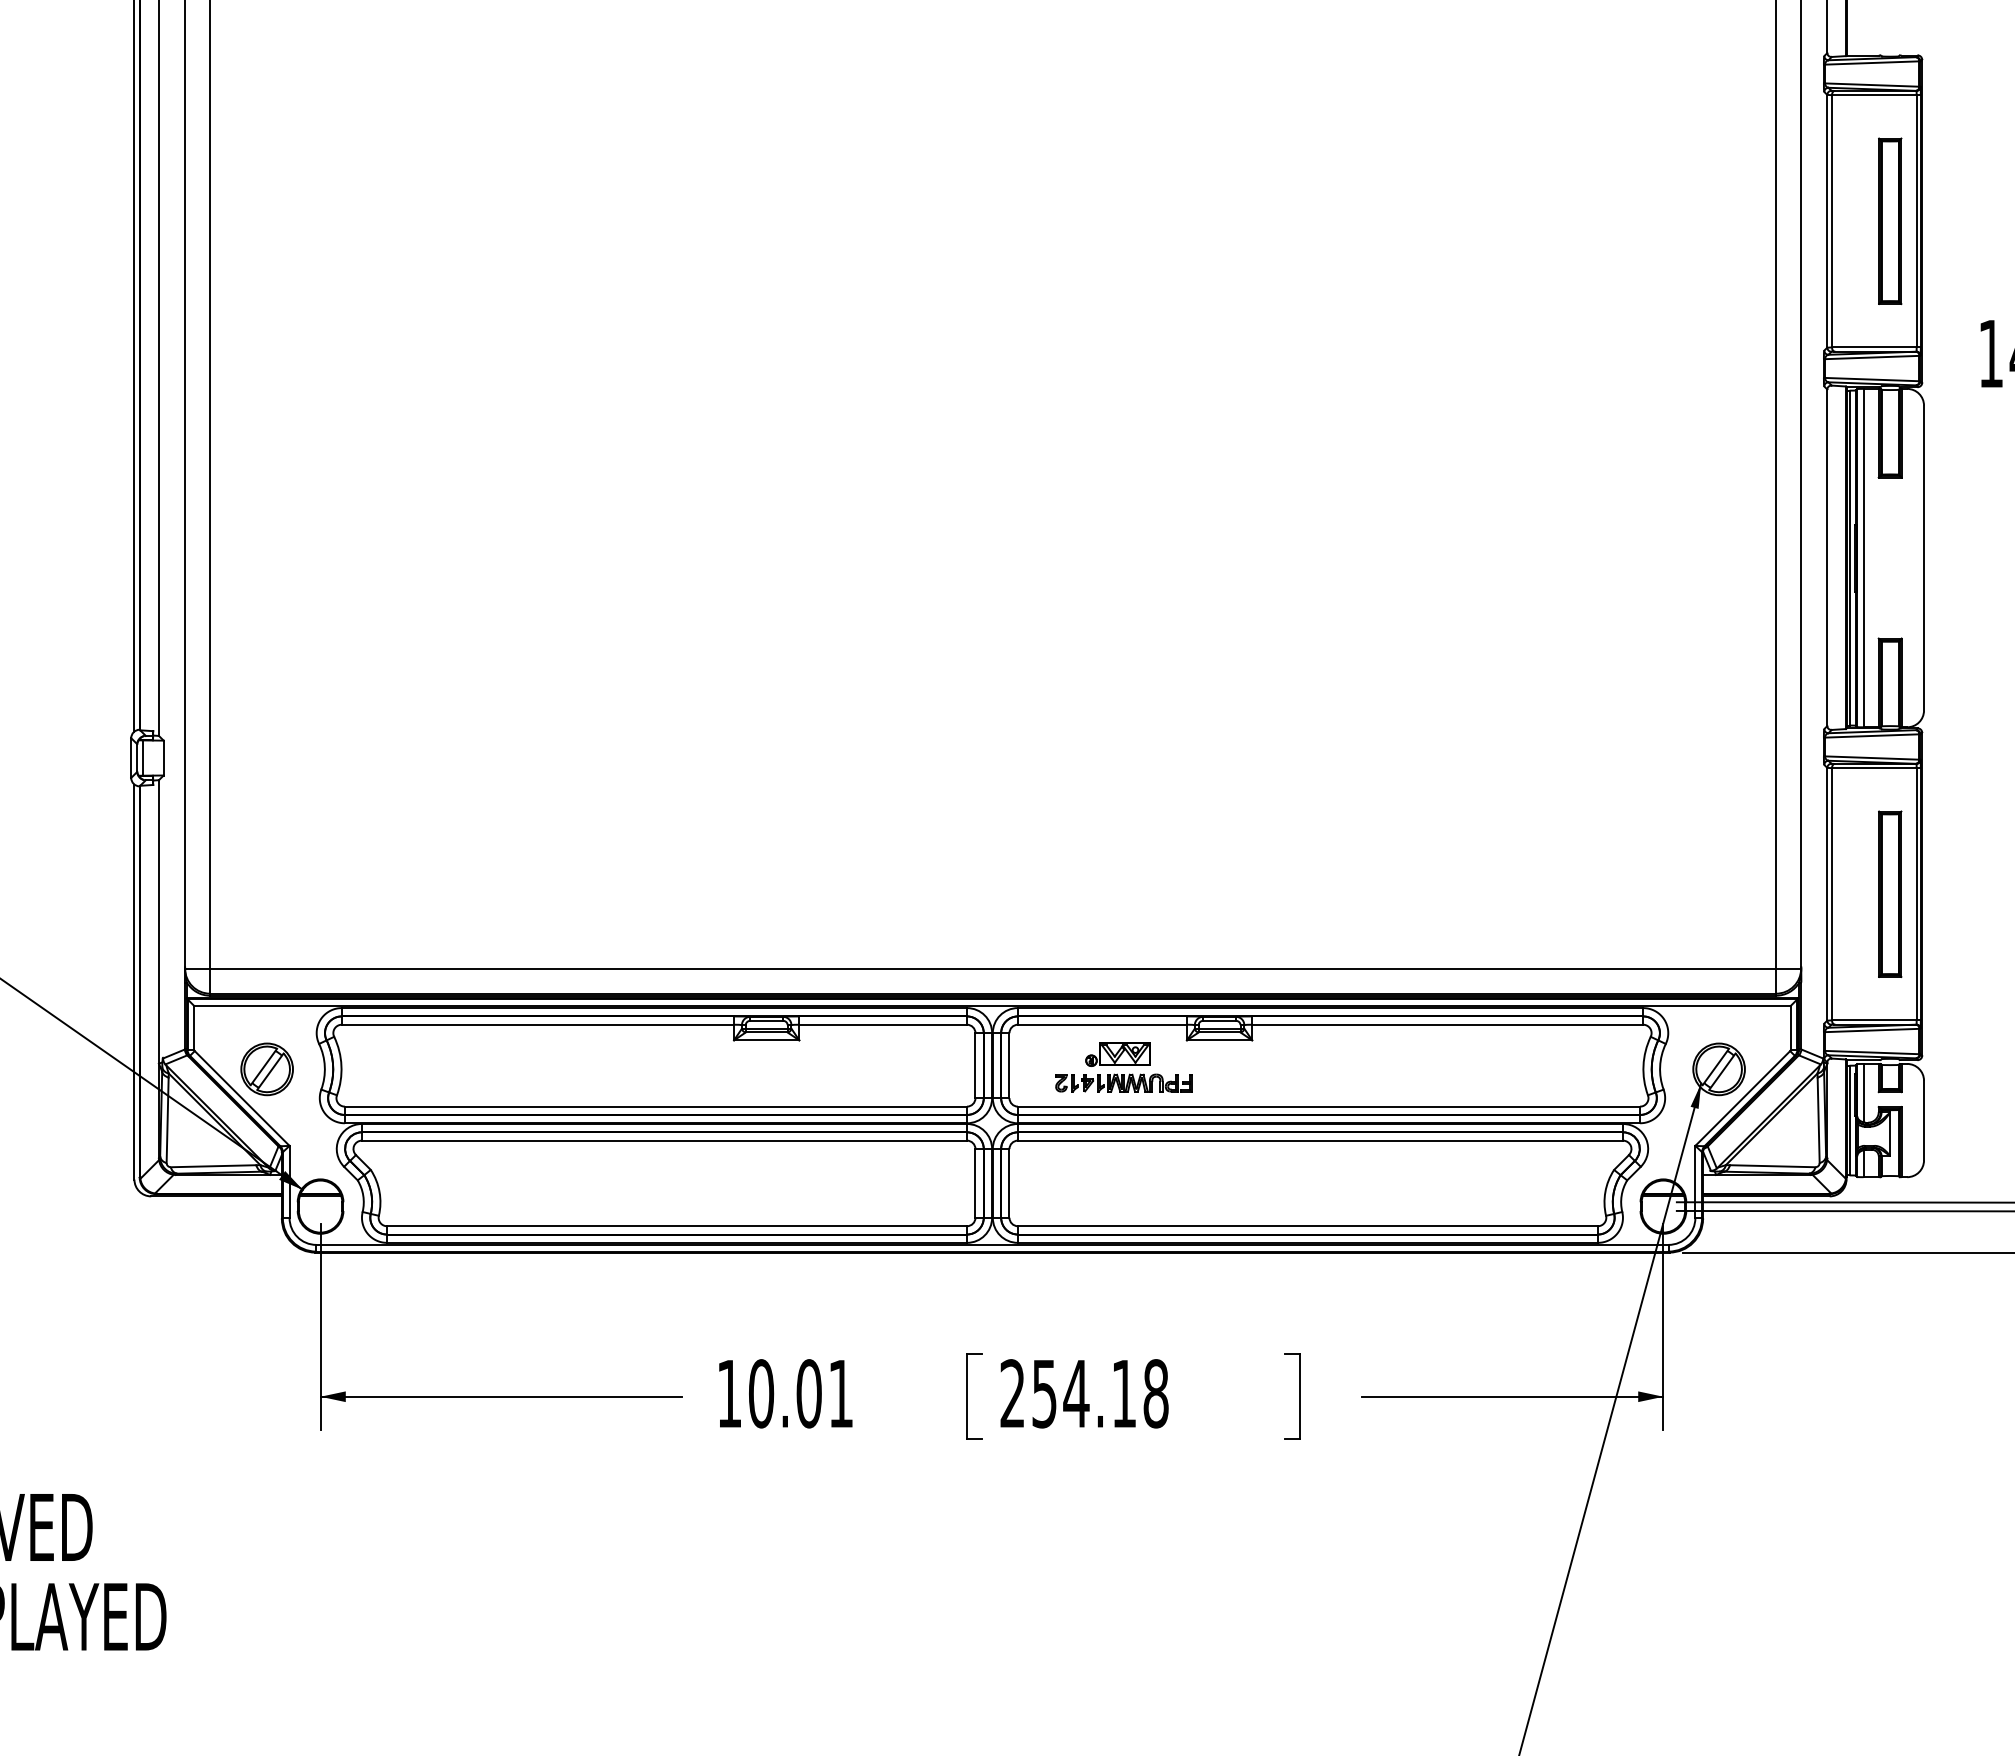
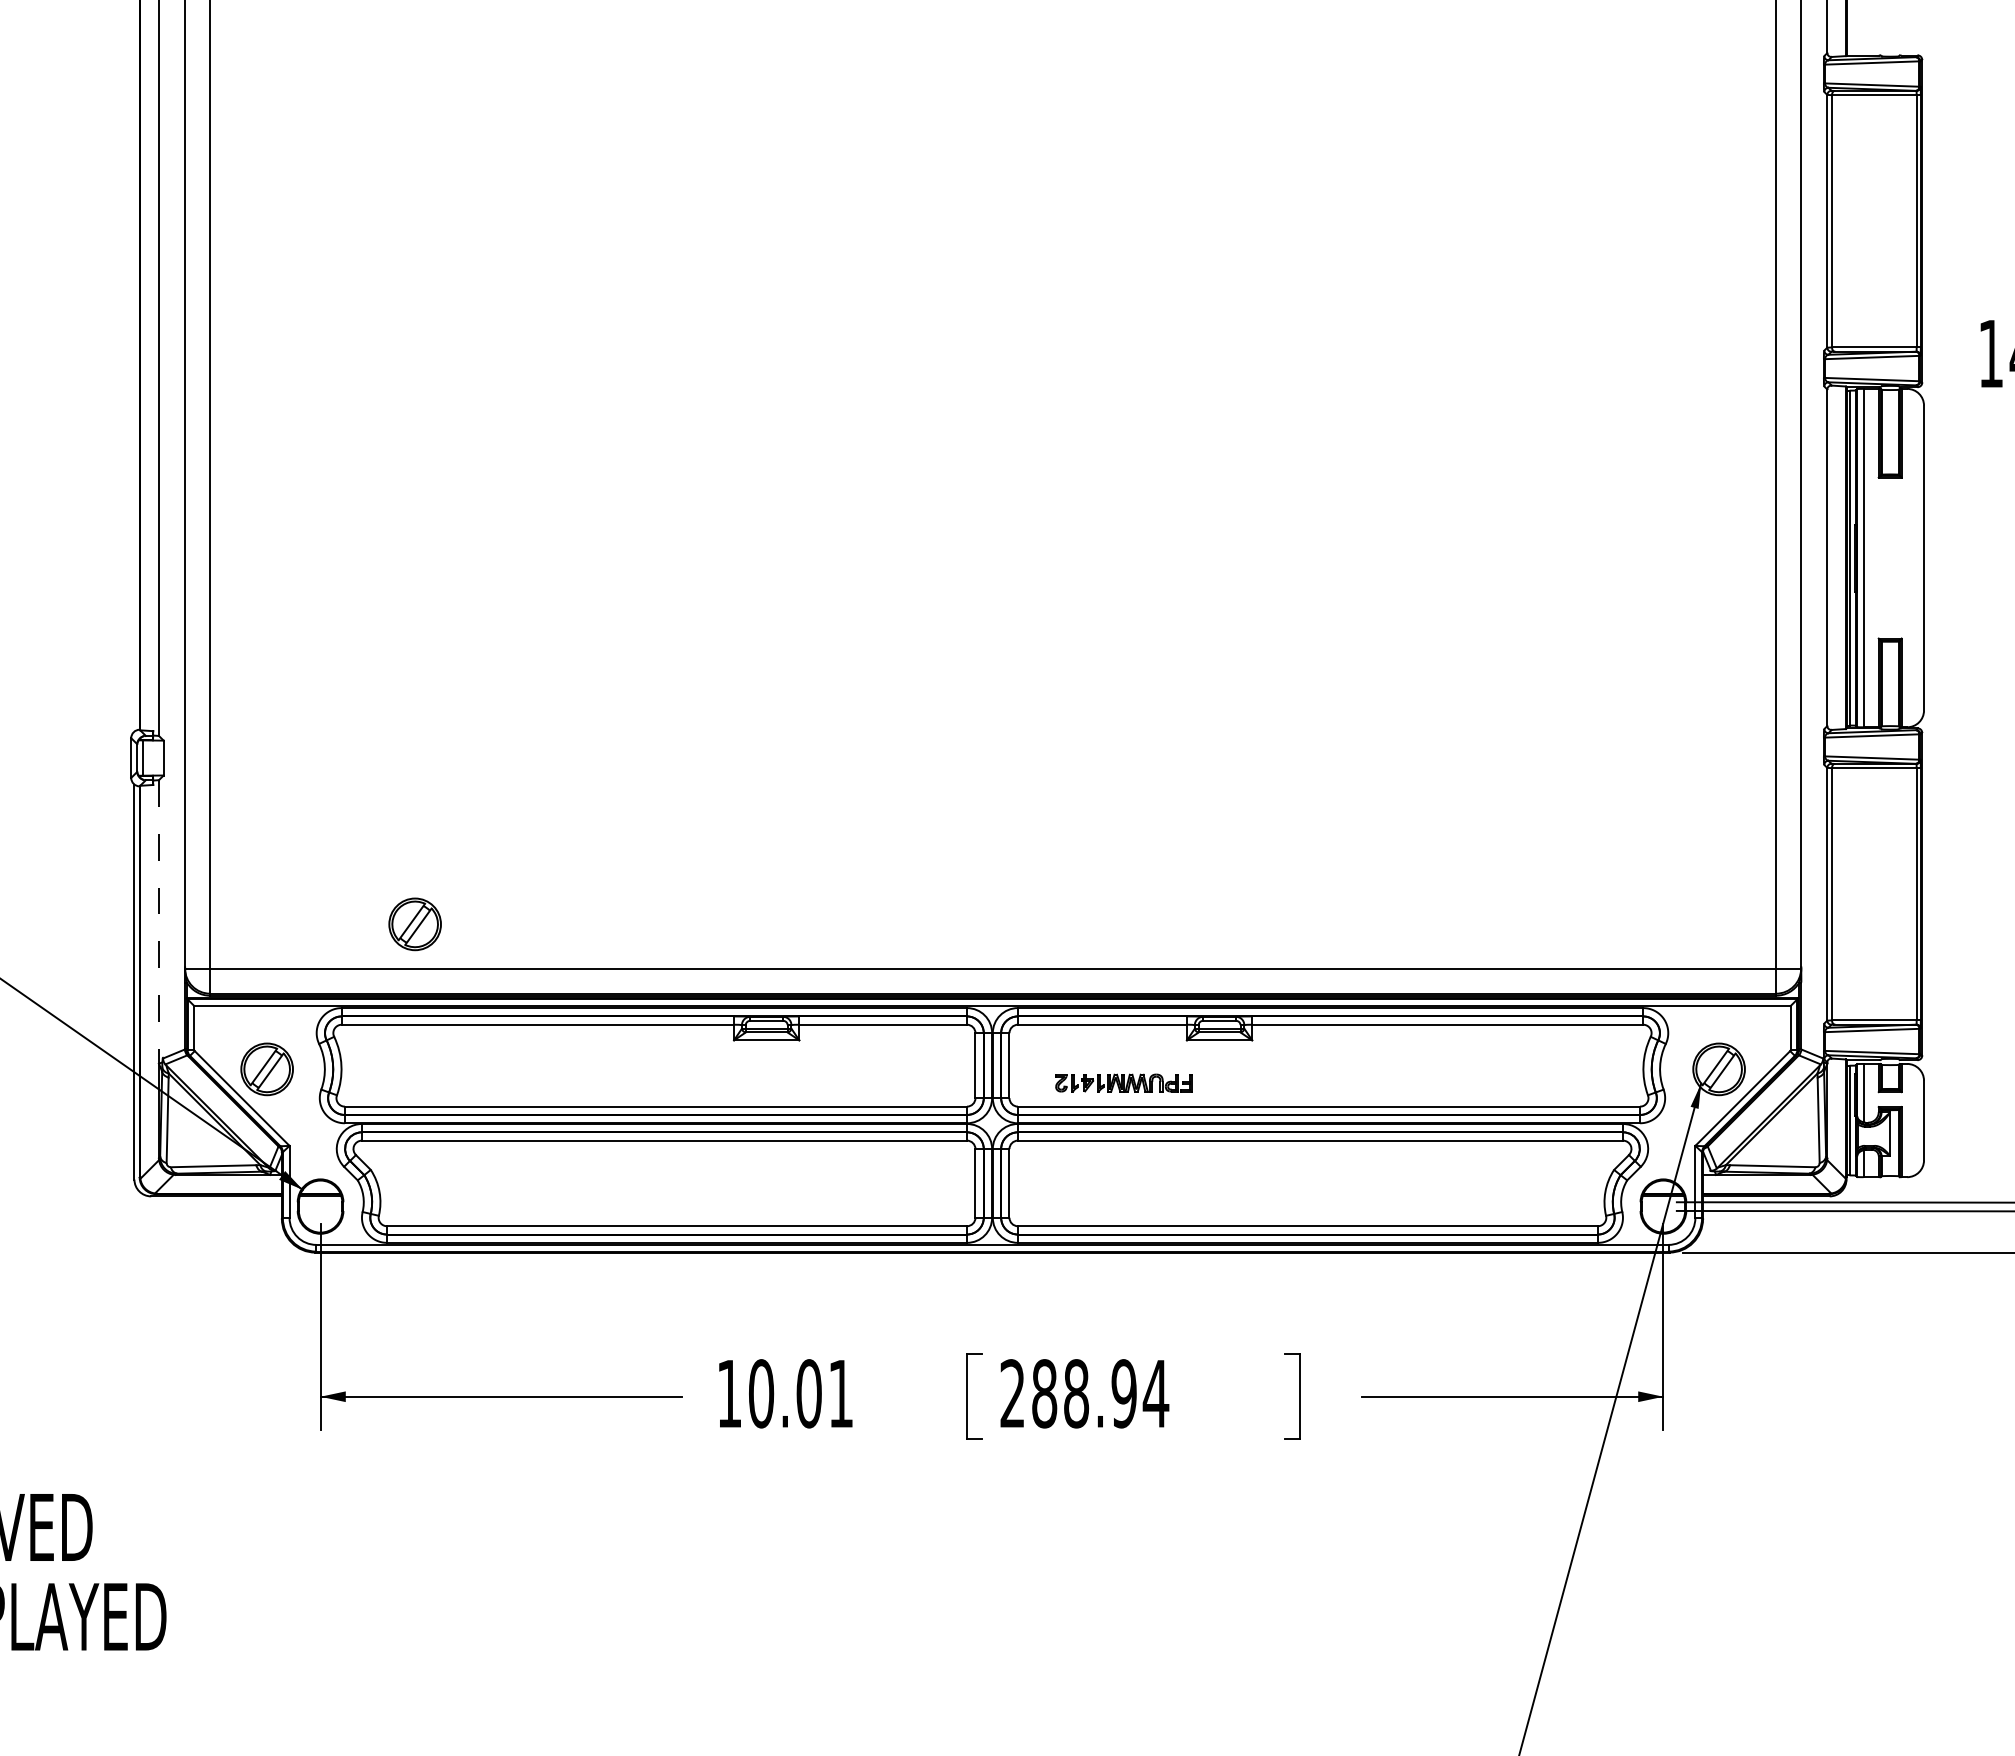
part: present -> none (1890, 221)
line: present -> none (134, 366)
part: present -> none (1890, 893)
line: solid -> dashed (158, 922)
part: none -> present (414, 924)
part: present -> none (1117, 1054)
text: 254.18 -> 288.94 (1100, 1393)
